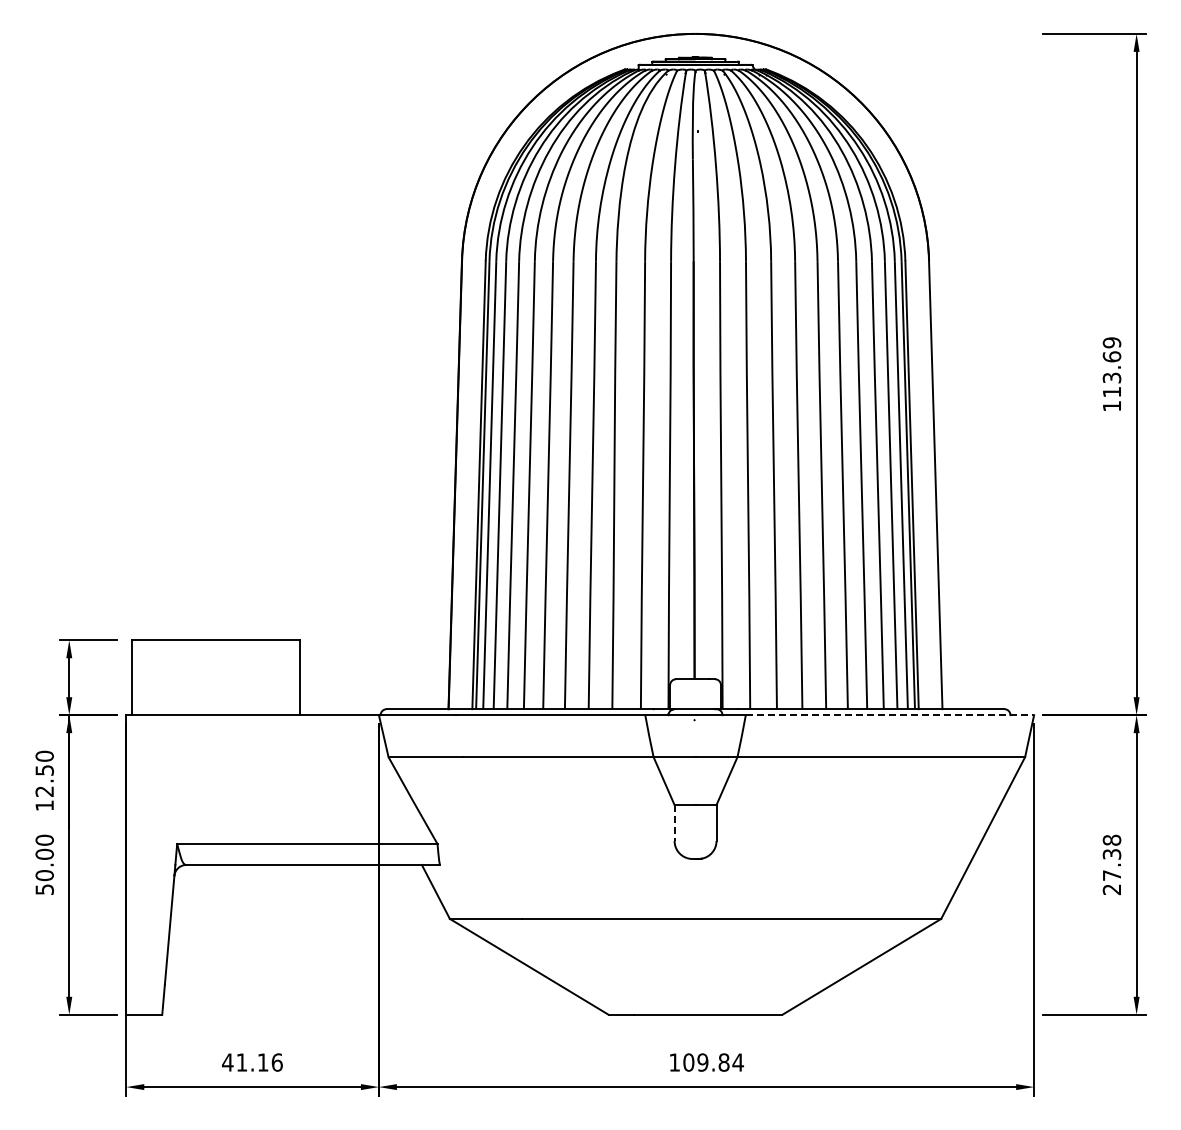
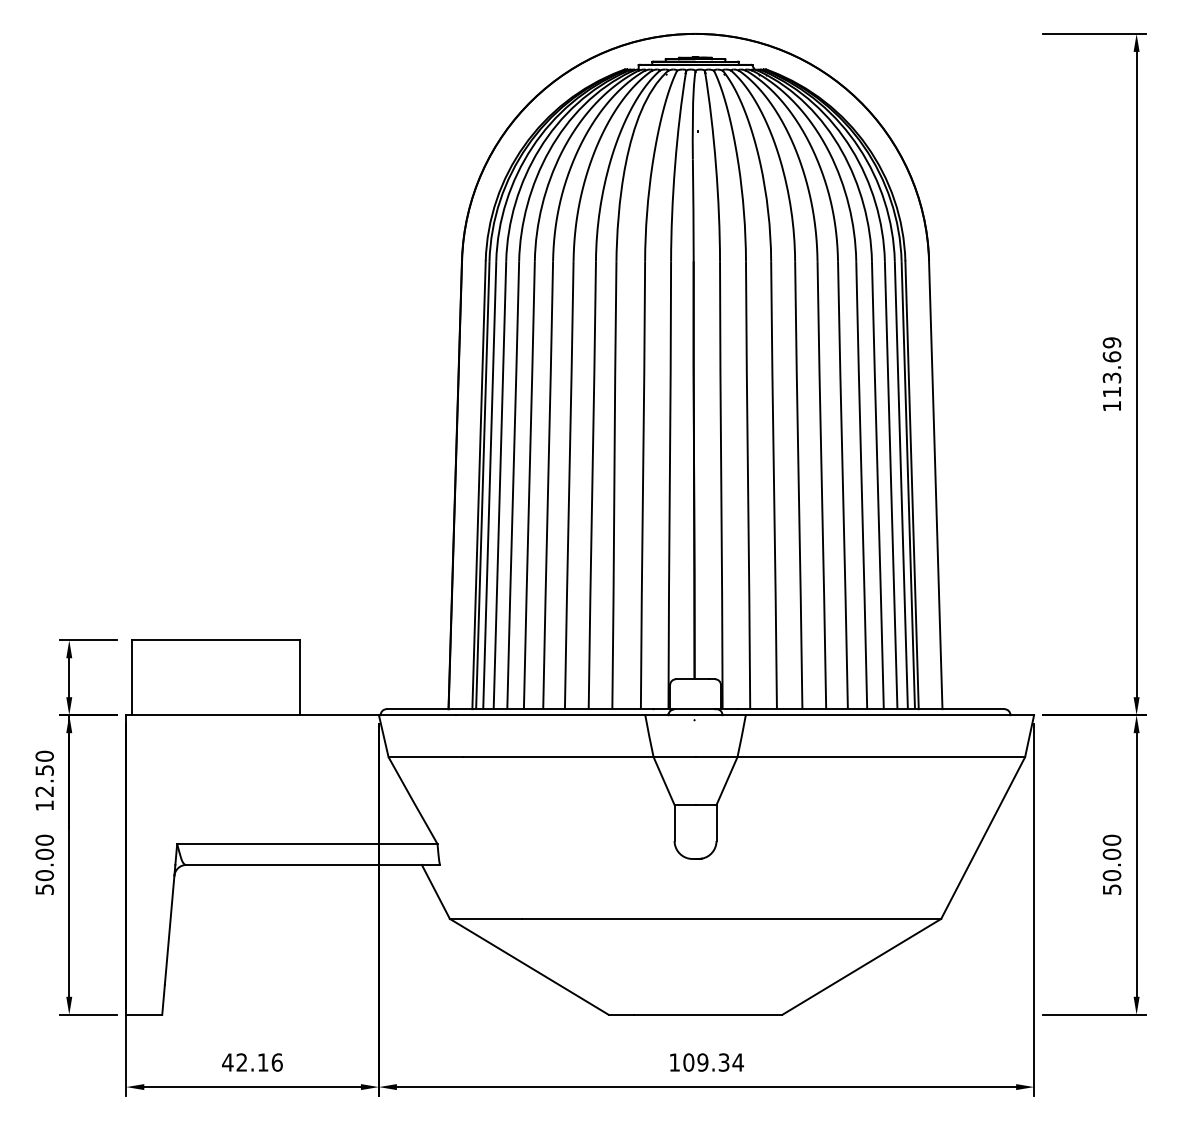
line: dashed -> solid (890, 715)
line: dashed -> solid (674, 823)
text: 27.38 -> 50.00 (1111, 864)
text: 41.16 -> 42.16 (241, 1062)
text: 109.84 -> 109.34 (723, 1062)
